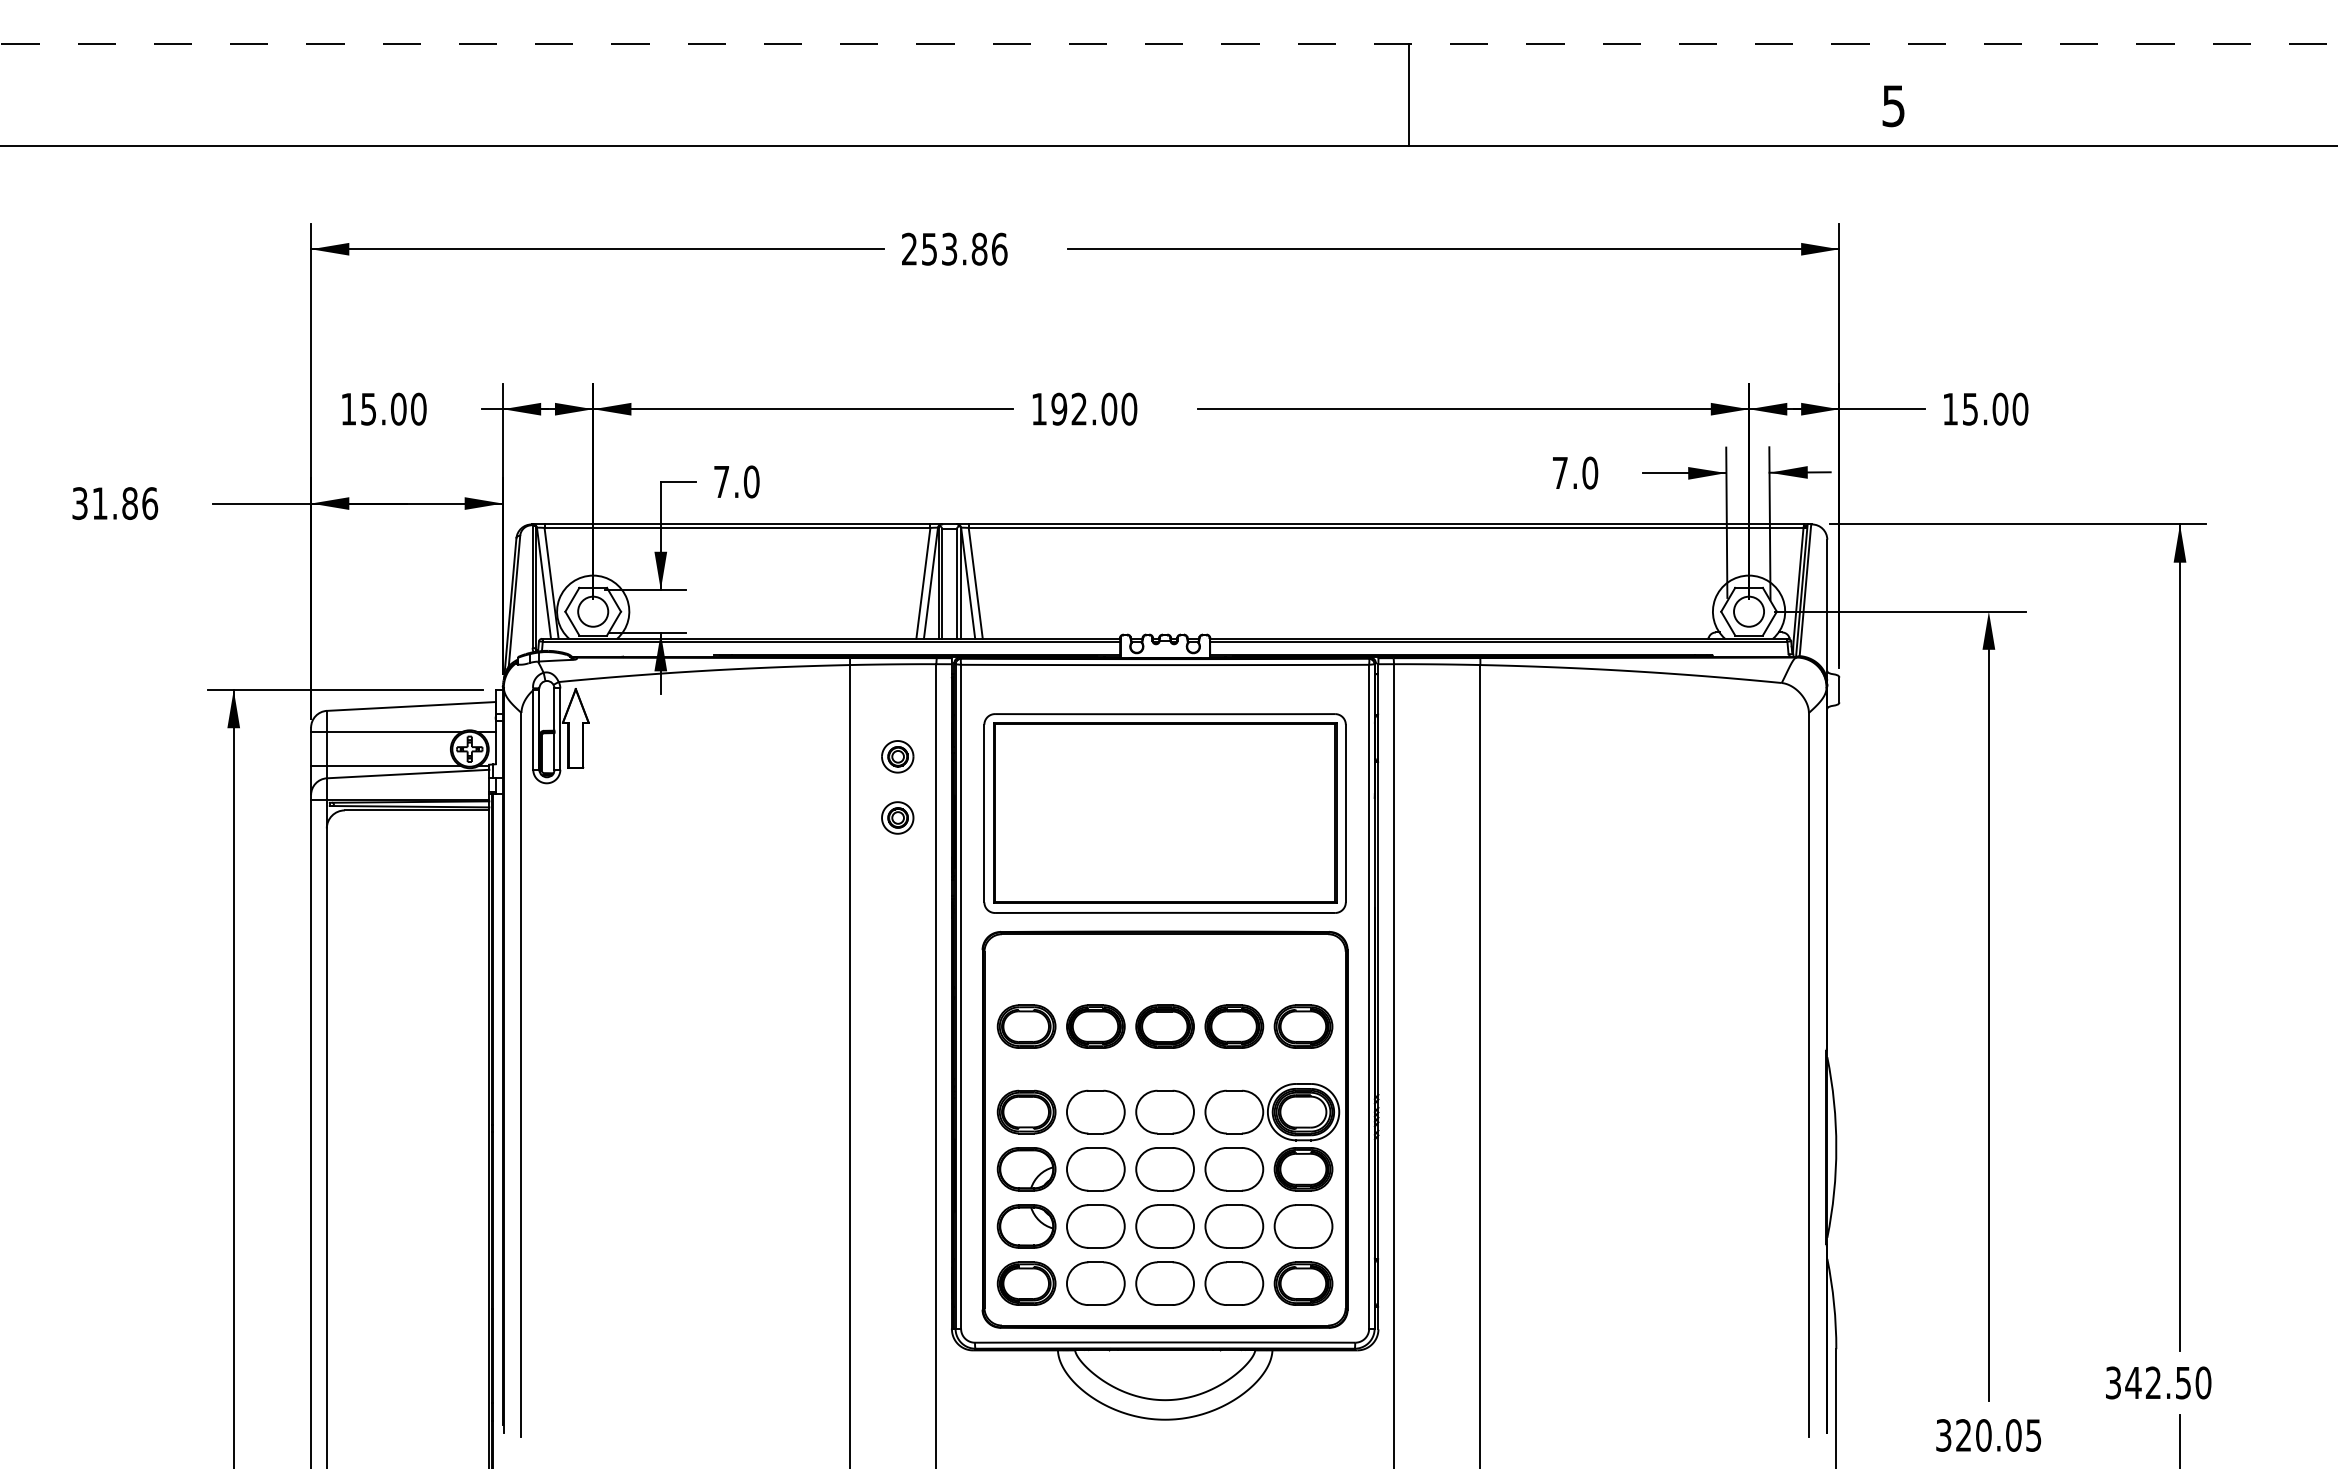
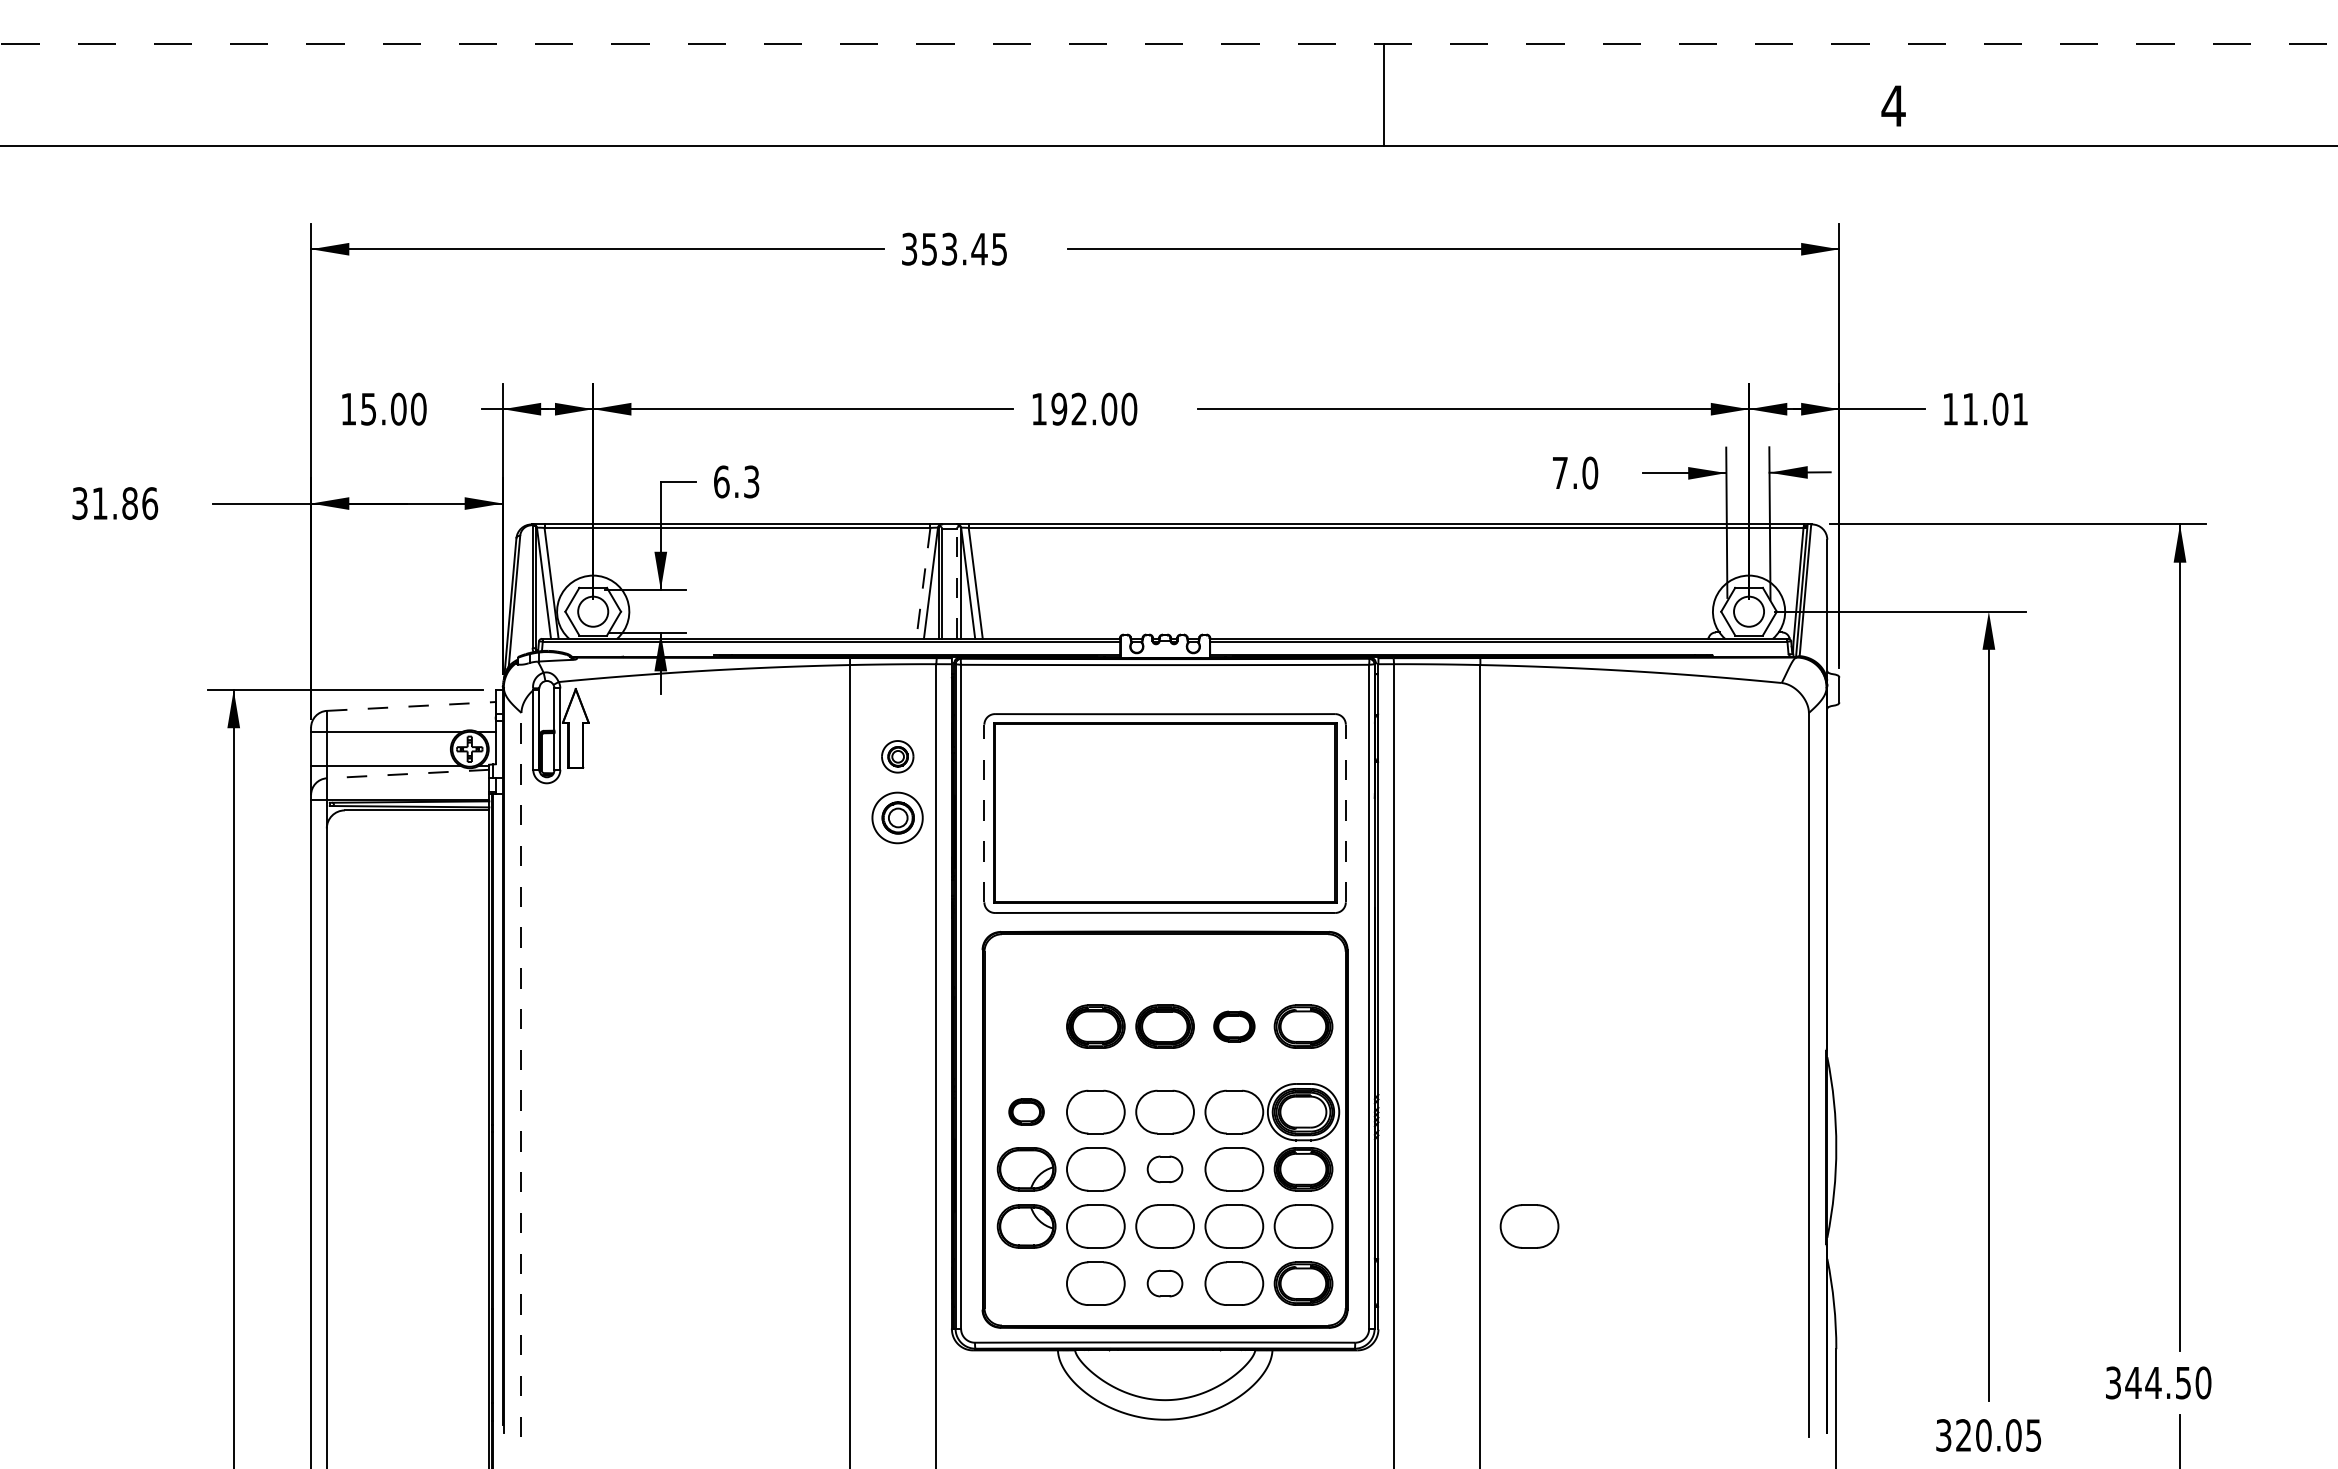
line position: (1408, 95) -> (1383, 95) (1383, 95)
text: 5 -> 4 (1893, 106)
text: 253.86 -> 353.45 (954, 248)
text: 15.00 -> 11.01 (1995, 408)
text: 7.0 -> 6.3 (736, 481)
line: solid -> dashed (923, 583)
line: solid -> dashed (956, 583)
line: solid -> dashed (411, 706)
line: solid -> dashed (407, 774)
line: solid -> dashed (984, 813)
line: solid -> dashed (1345, 813)
part size: 34x34 px -> 53x54 px (897, 817)
part: present -> none (1026, 1026)
part size: 61x45 px -> 43x33 px (1234, 1026)
line: solid -> dashed (521, 1074)
part size: 61x46 px -> 37x28 px (1026, 1111)
part size: 60x45 px -> 38x29 px (1164, 1169)
part: none -> present (1529, 1226)
part: present -> none (1026, 1283)
part size: 60x45 px -> 38x29 px (1164, 1283)
text: 342.50 -> 344.50 (2153, 1382)
